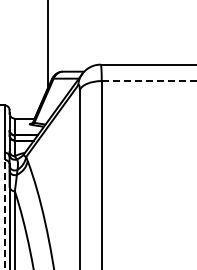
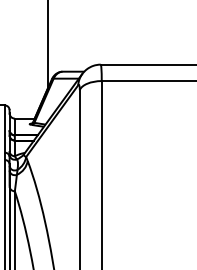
line: dashed -> solid (149, 81)
line: dashed -> solid (4, 214)
